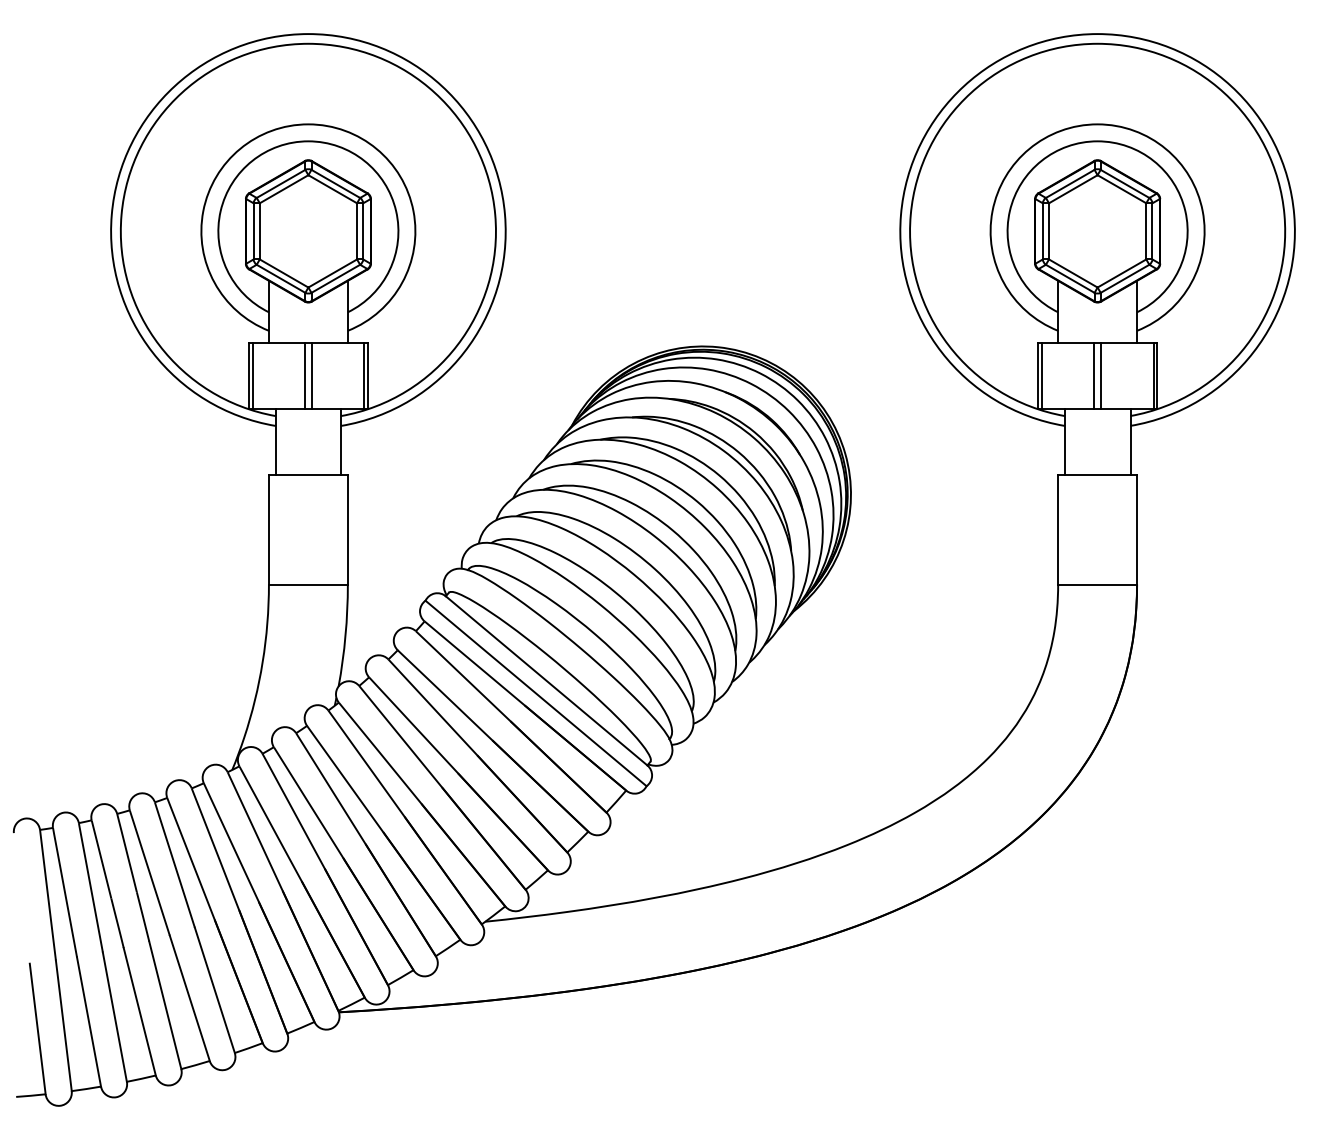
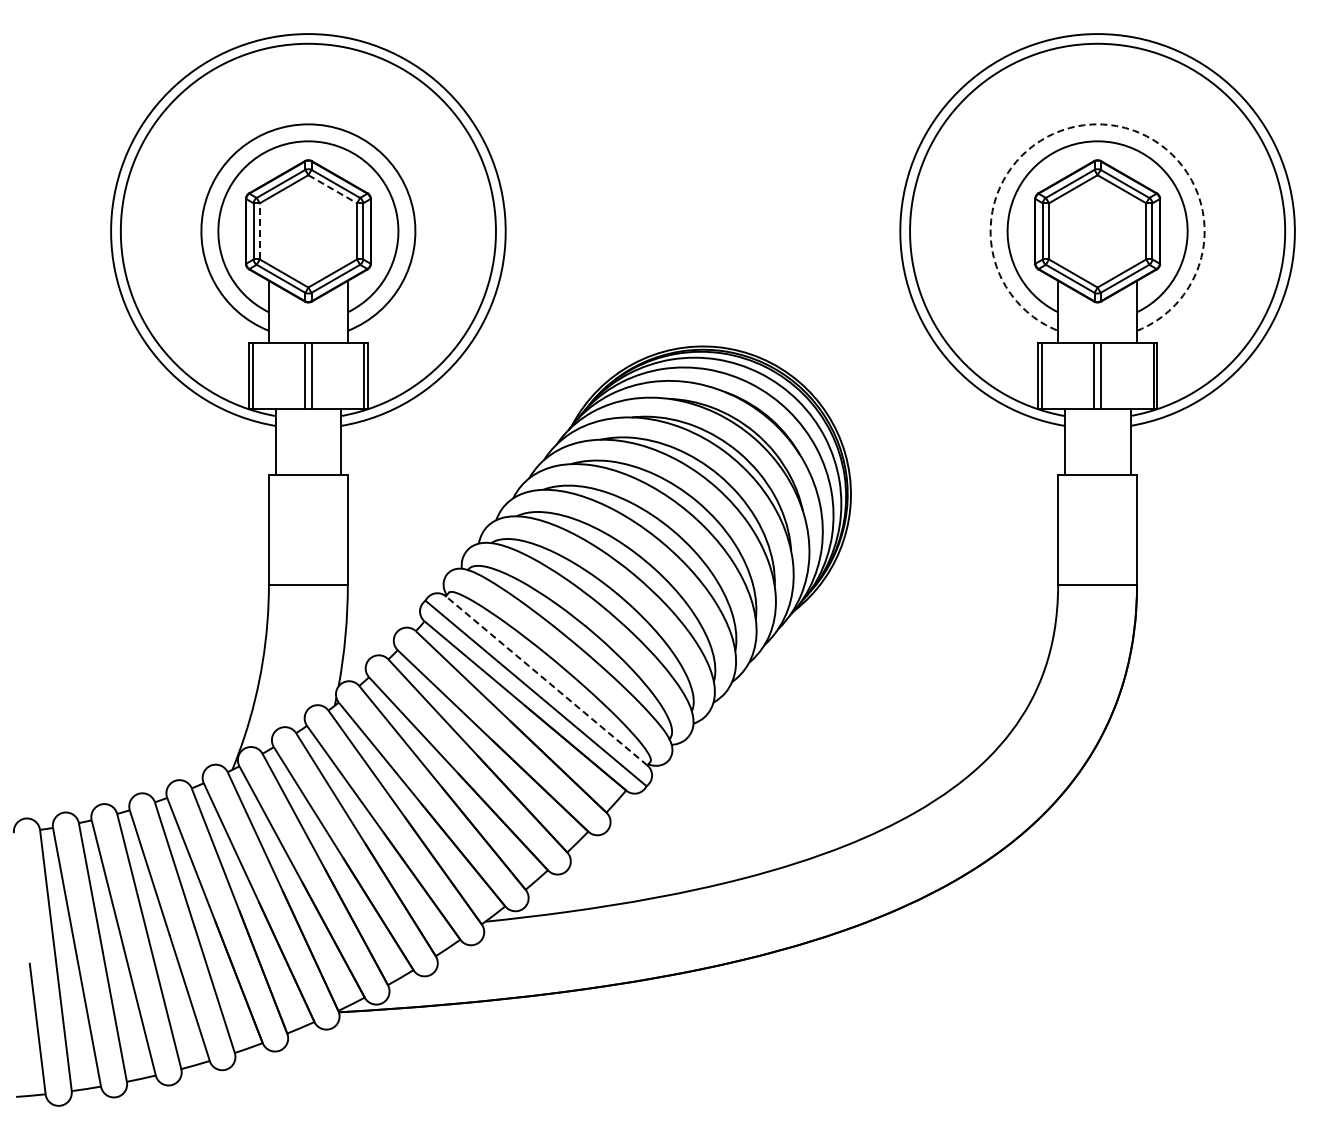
arc: solid -> dashed (1097, 124)
line: solid -> dashed (333, 189)
line: solid -> dashed (259, 230)
line: solid -> dashed (546, 680)
